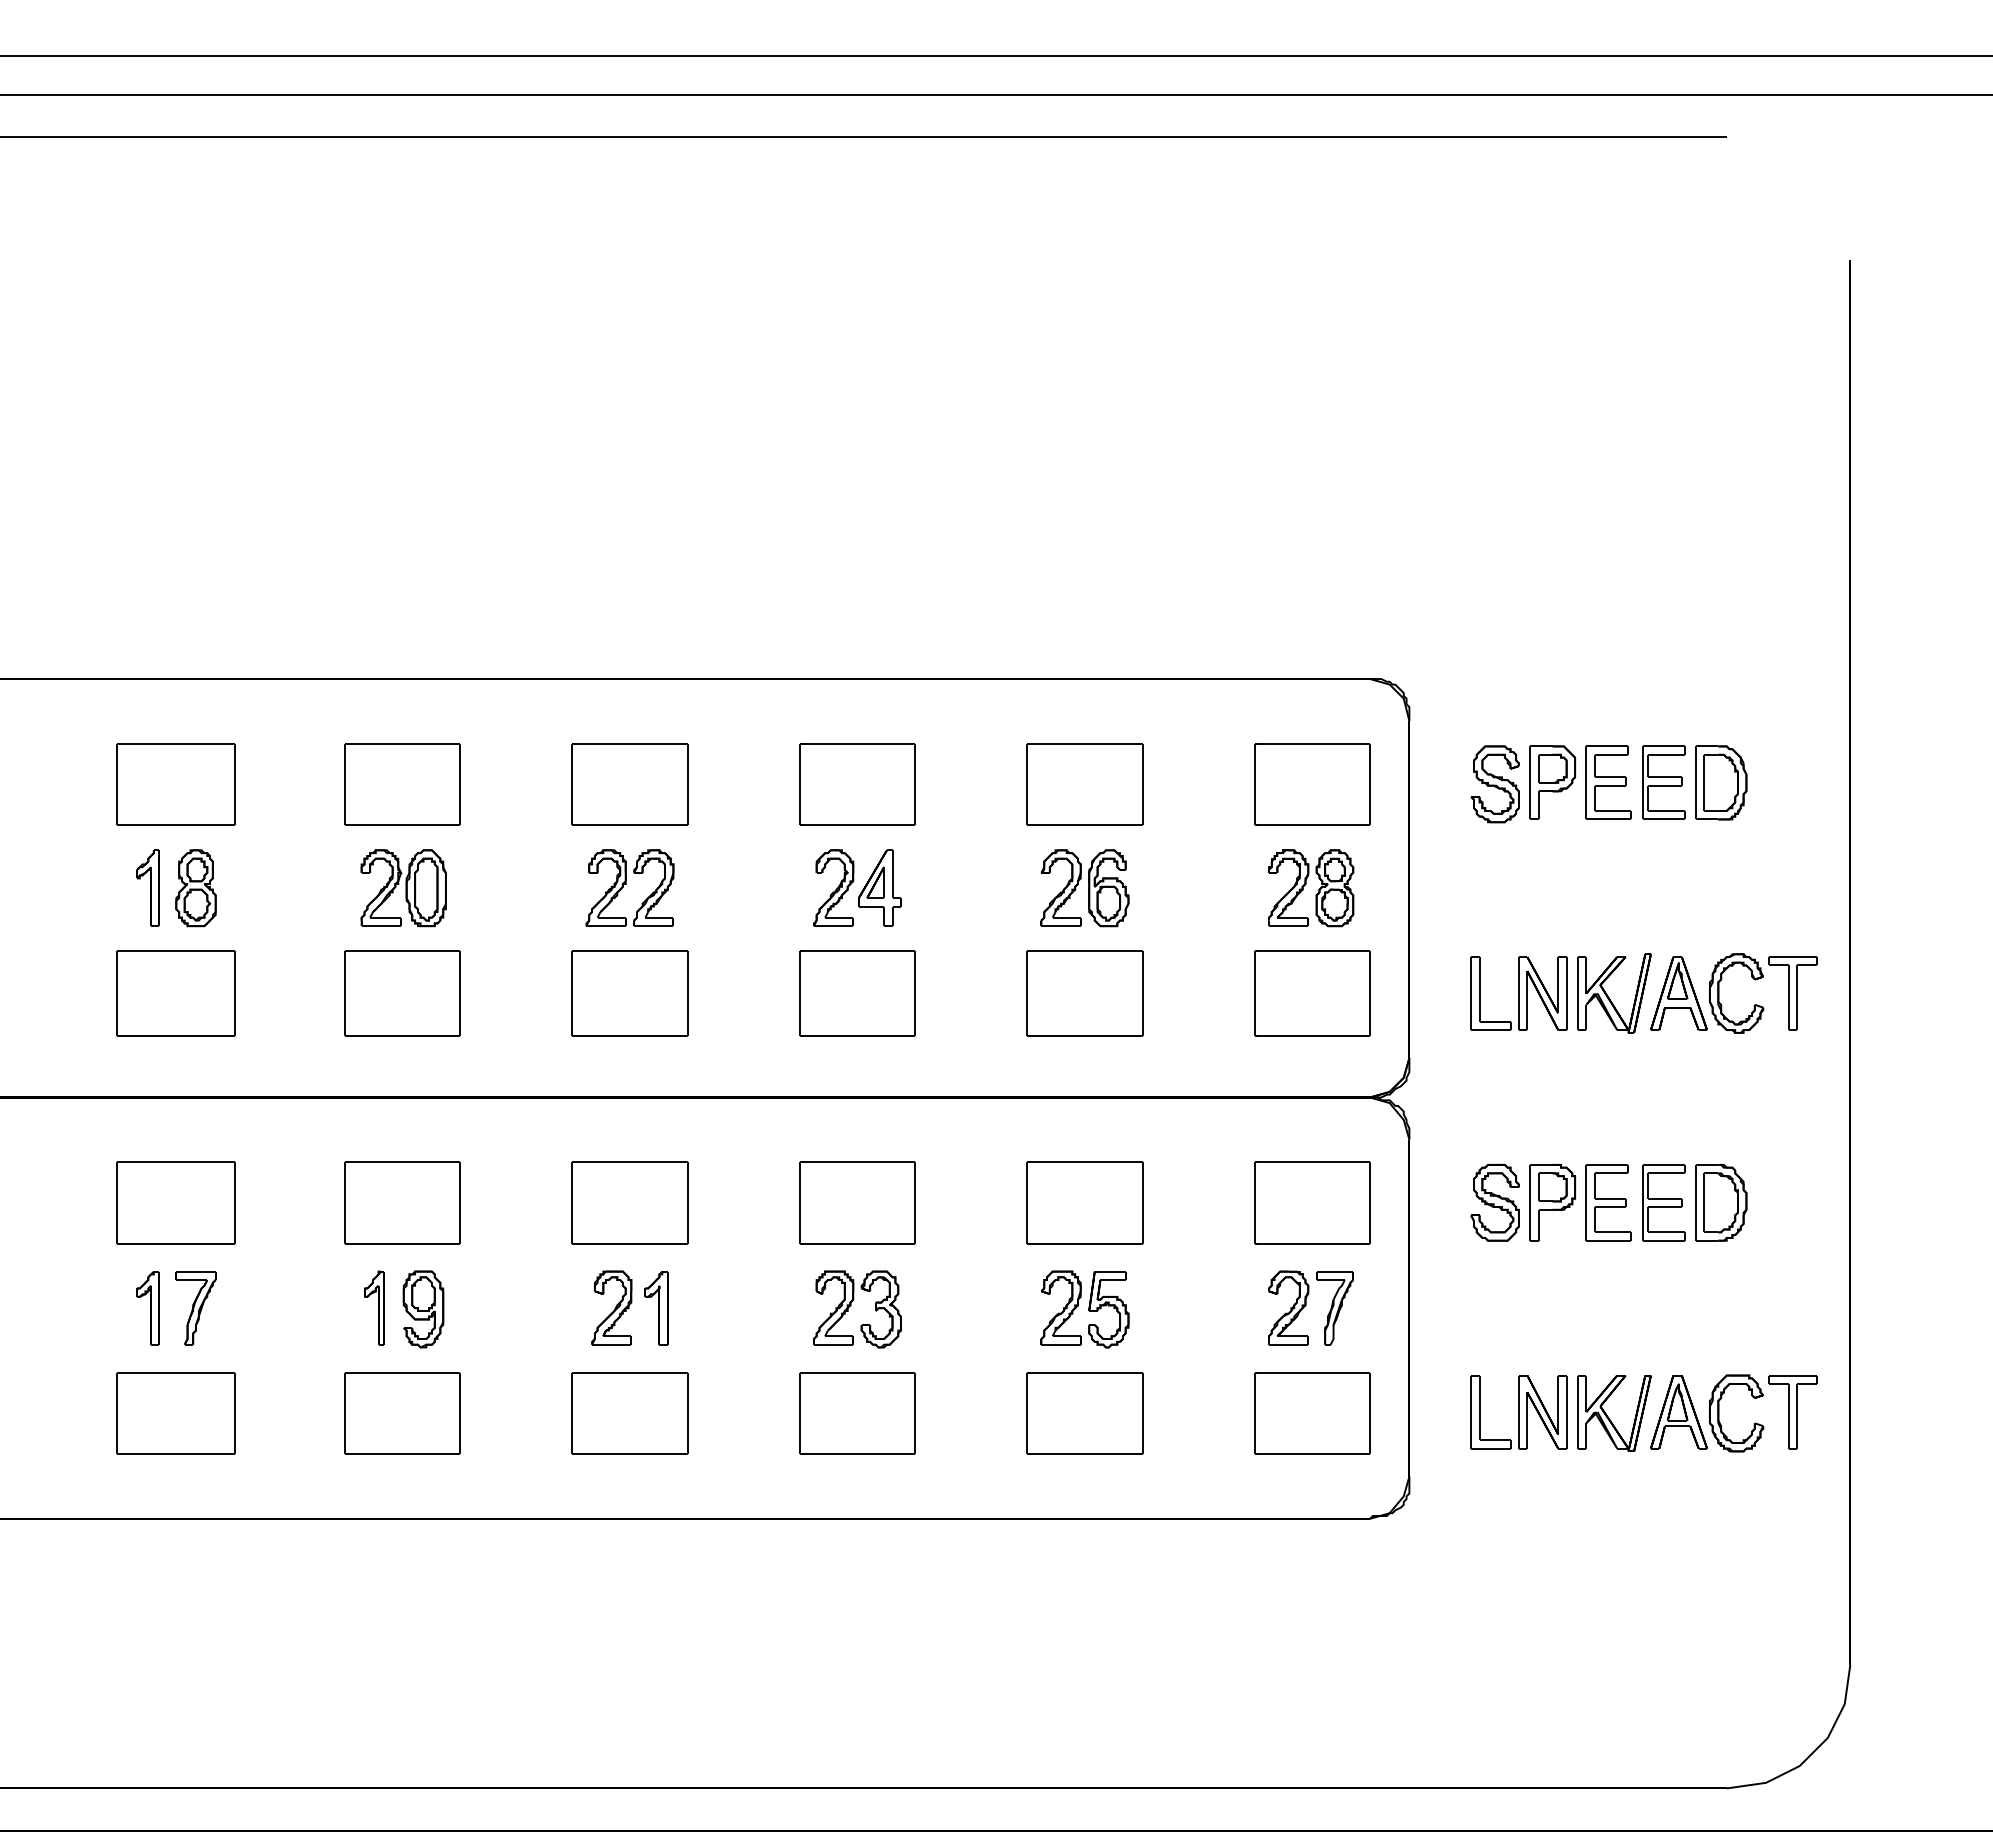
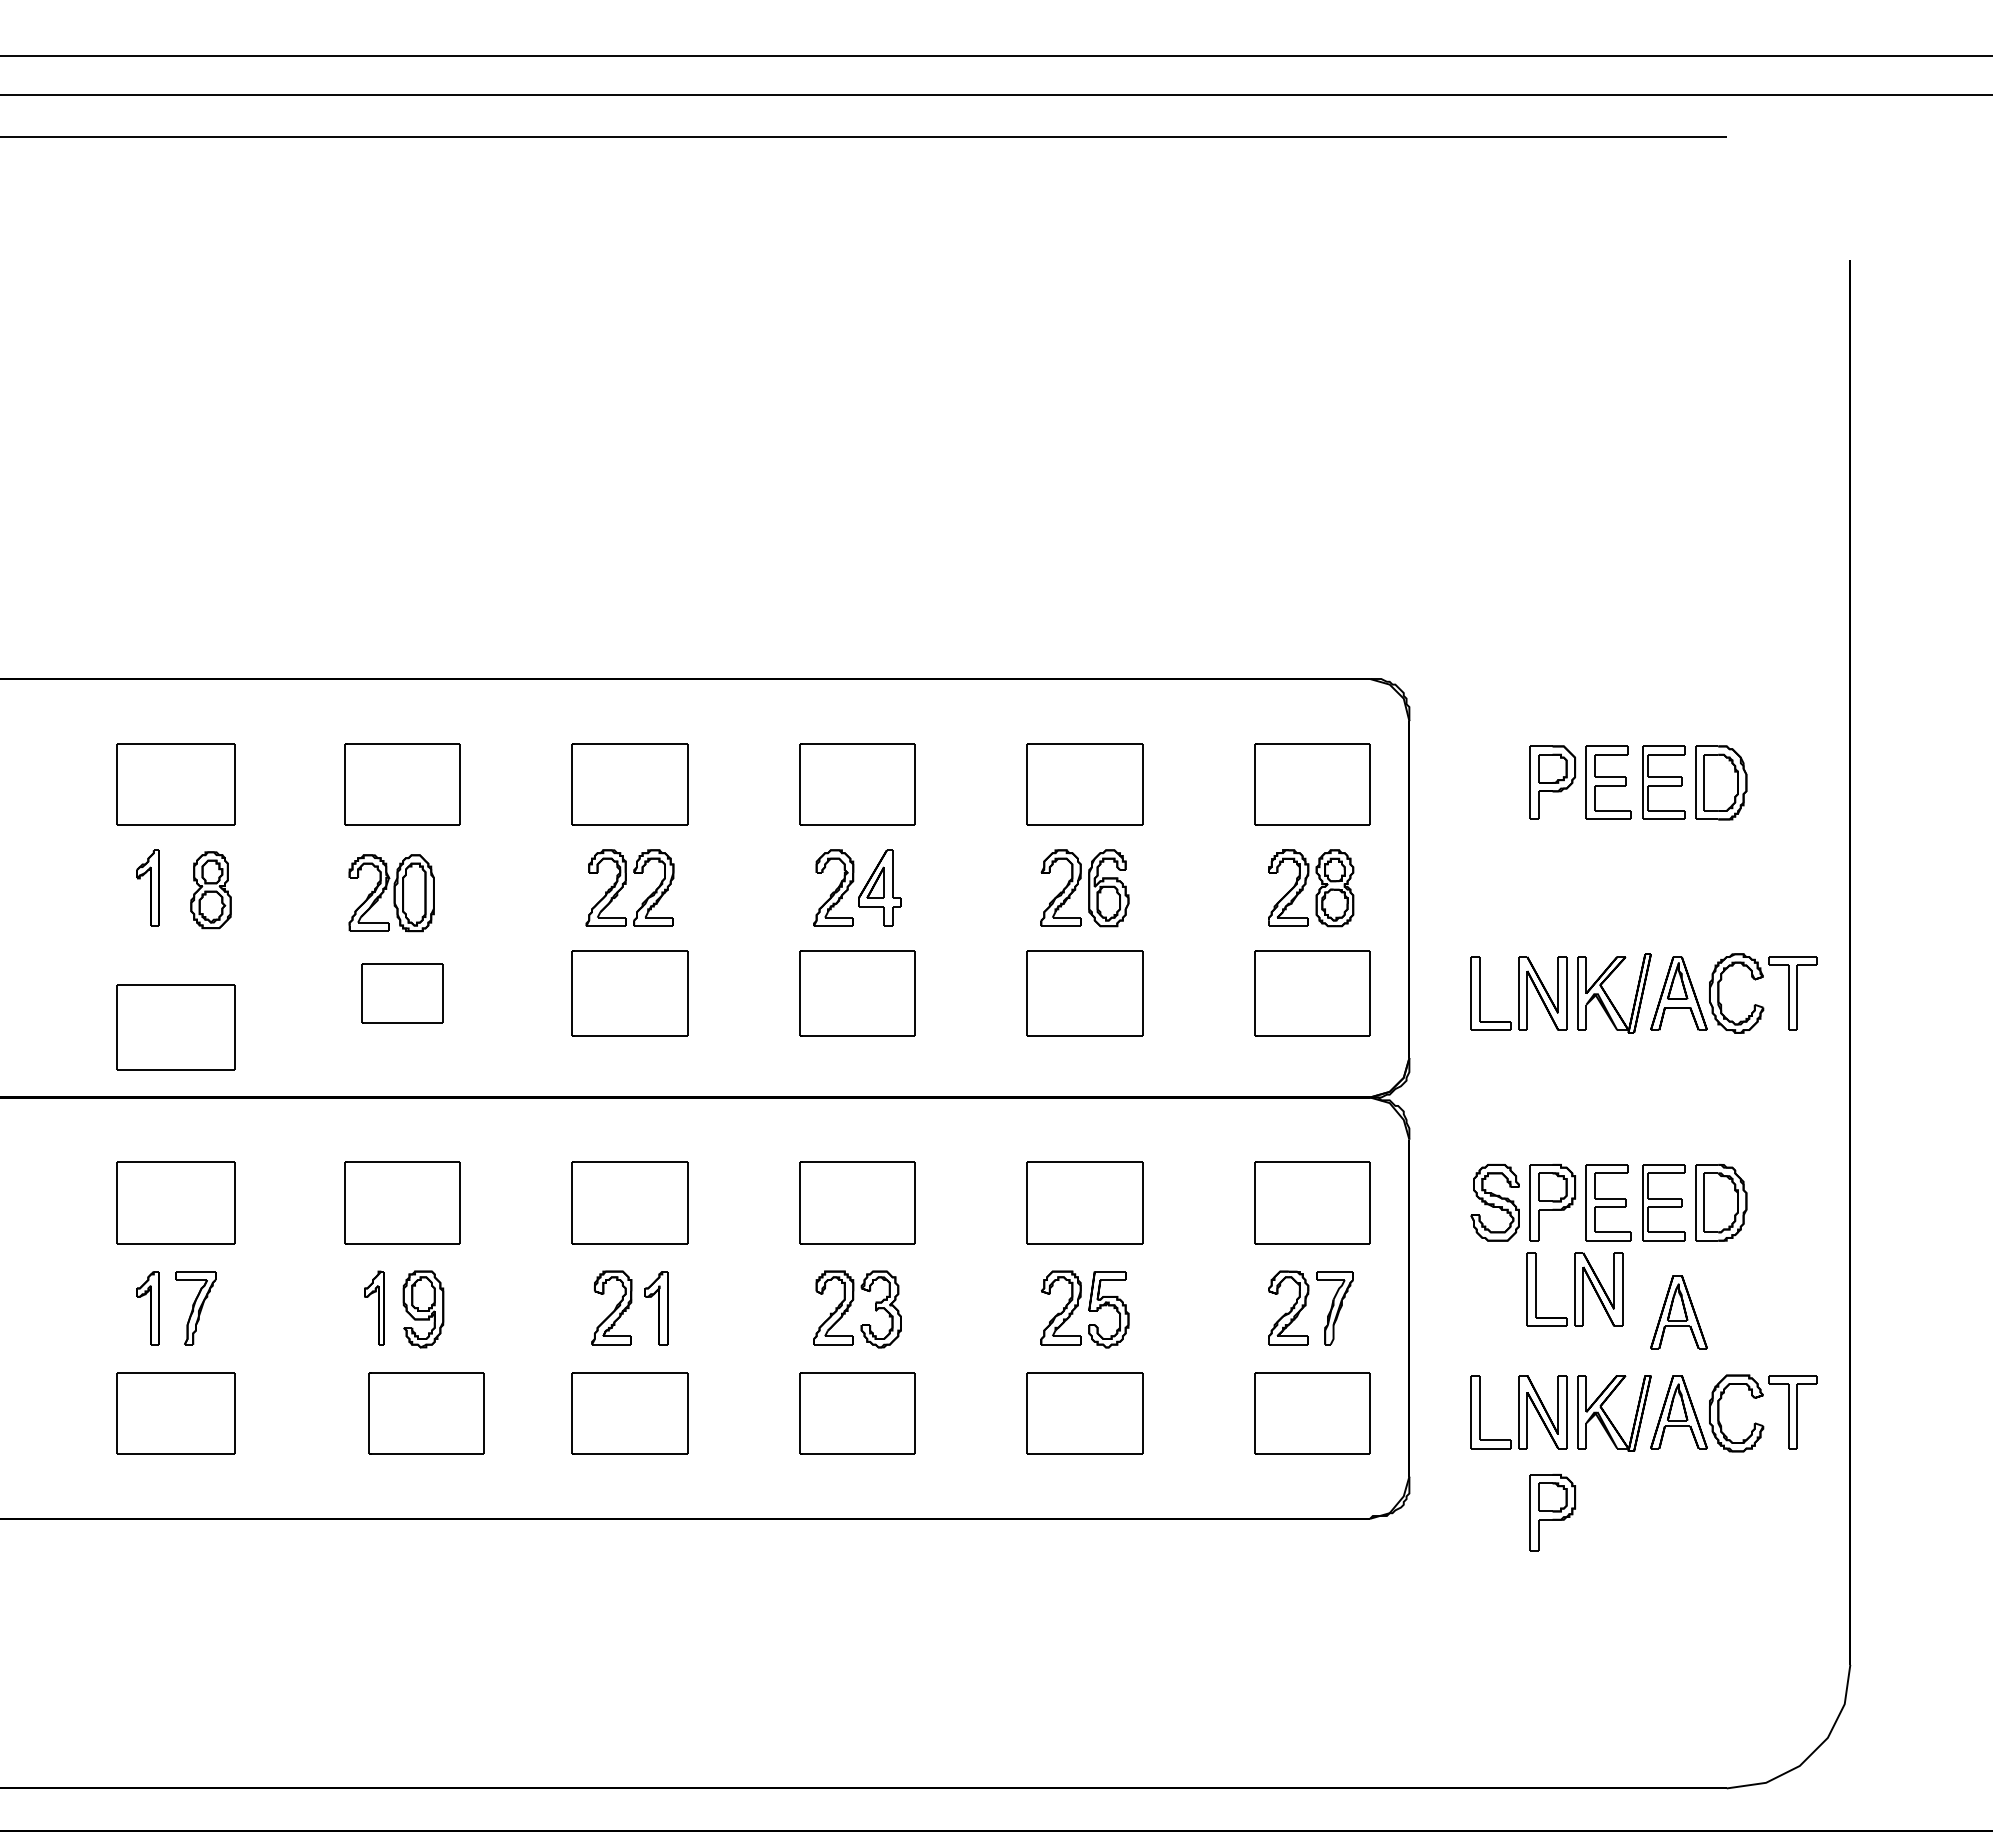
part: present -> none (1494, 784)
part position: (195, 888) -> (210, 890) (210, 890)
part position: (403, 888) -> (391, 893) (391, 893)
part position: (175, 993) -> (175, 1027) (175, 1027)
part size: 117x87 px -> 83x61 px (402, 993)
part: none -> present (1574, 1289)
part: none -> present (1678, 1312)
part position: (402, 1413) -> (426, 1413) (426, 1413)
part: none -> present (1552, 1512)
